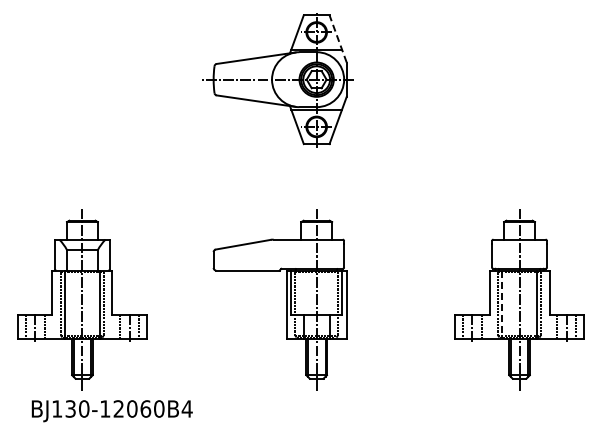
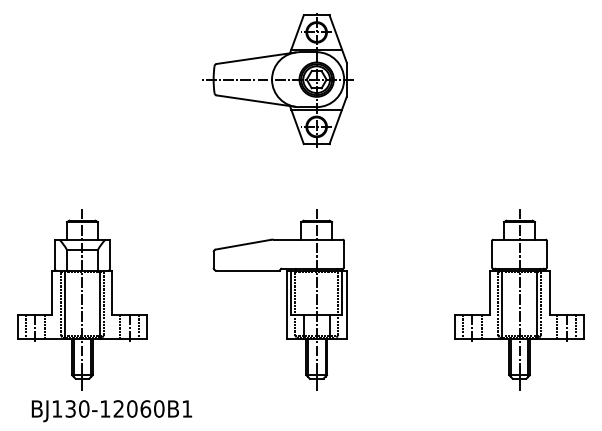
line: dashed -> solid (337, 38)
line: dashed -> solid (502, 305)
text: BJ130-12060B4 -> BJ130-12060B1 (186, 408)
